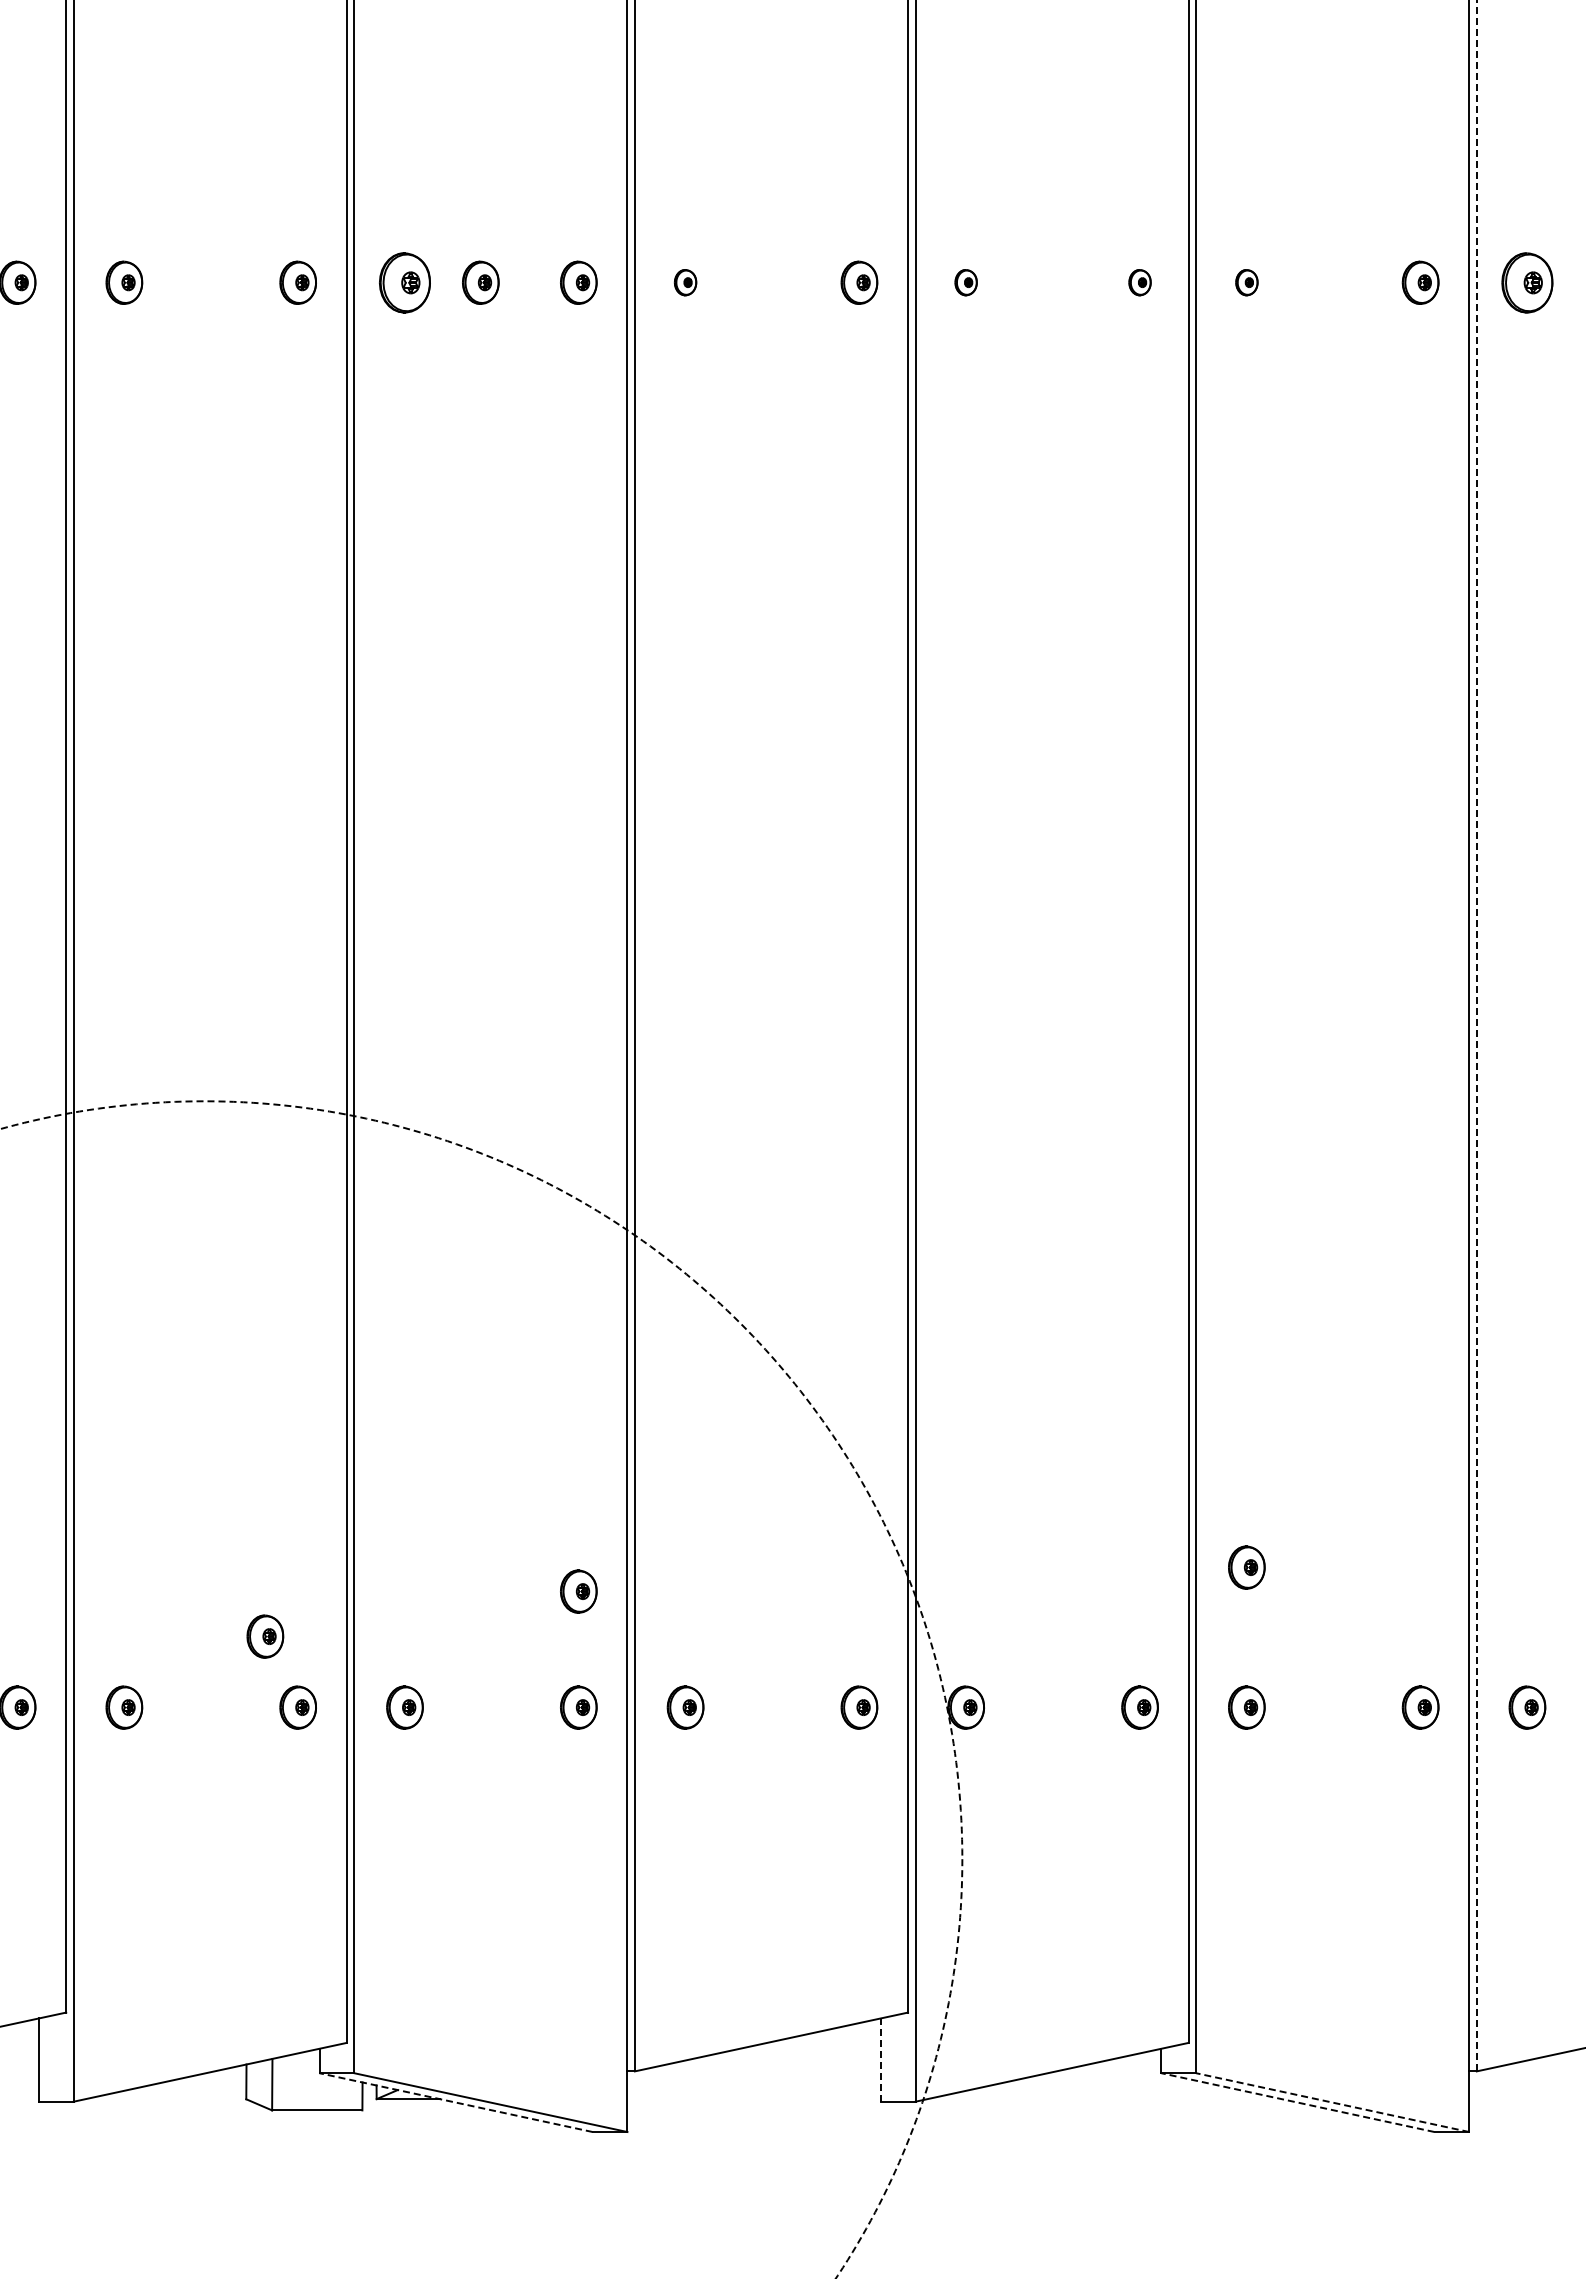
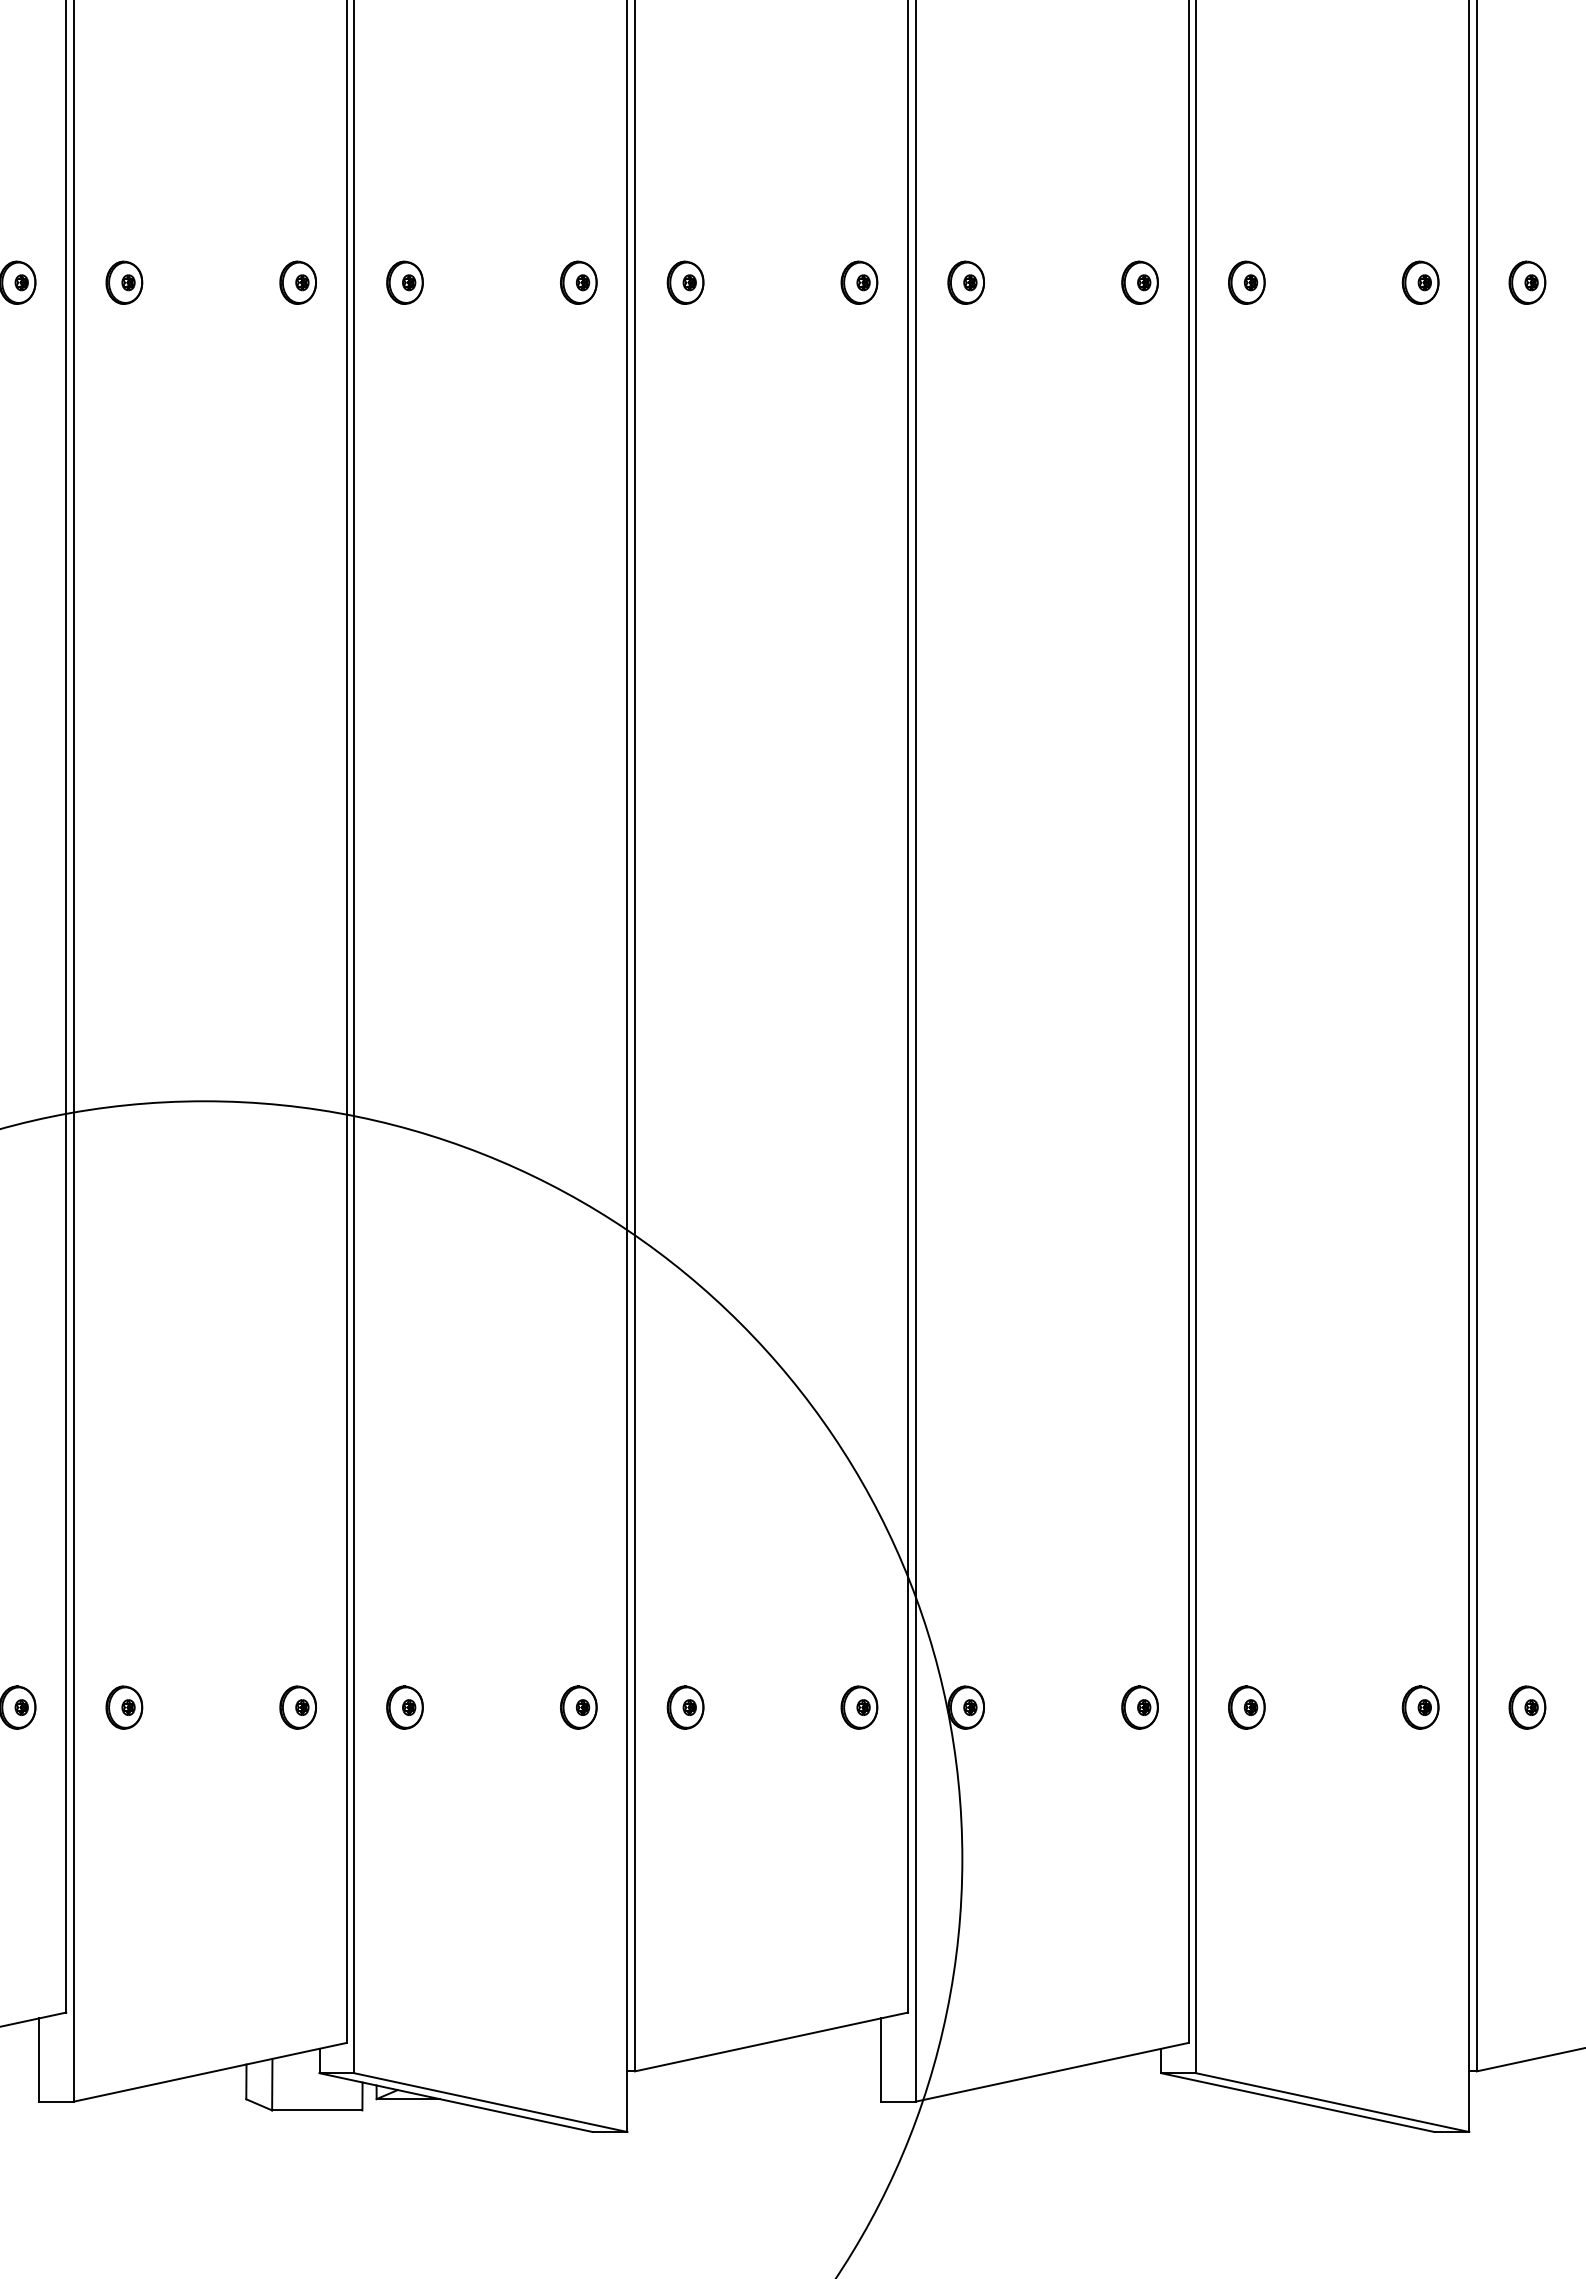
part size: 52x62 px -> 38x45 px (404, 282)
part: present -> none (480, 282)
part size: 25x28 px -> 39x45 px (685, 282)
part size: 24x28 px -> 38x45 px (965, 282)
part size: 24x28 px -> 38x45 px (1139, 282)
part size: 24x28 px -> 38x45 px (1246, 282)
part size: 53x62 px -> 39x45 px (1527, 282)
line: dashed -> solid (1476, 1035)
part: present -> none (1246, 1567)
part: present -> none (578, 1591)
part: present -> none (265, 1636)
circle: dashed -> solid (481, 1689)
line: dashed -> solid (880, 2060)
line: dashed -> solid (456, 2102)
line: dashed -> solid (1297, 2102)
line: dashed -> solid (1332, 2102)
